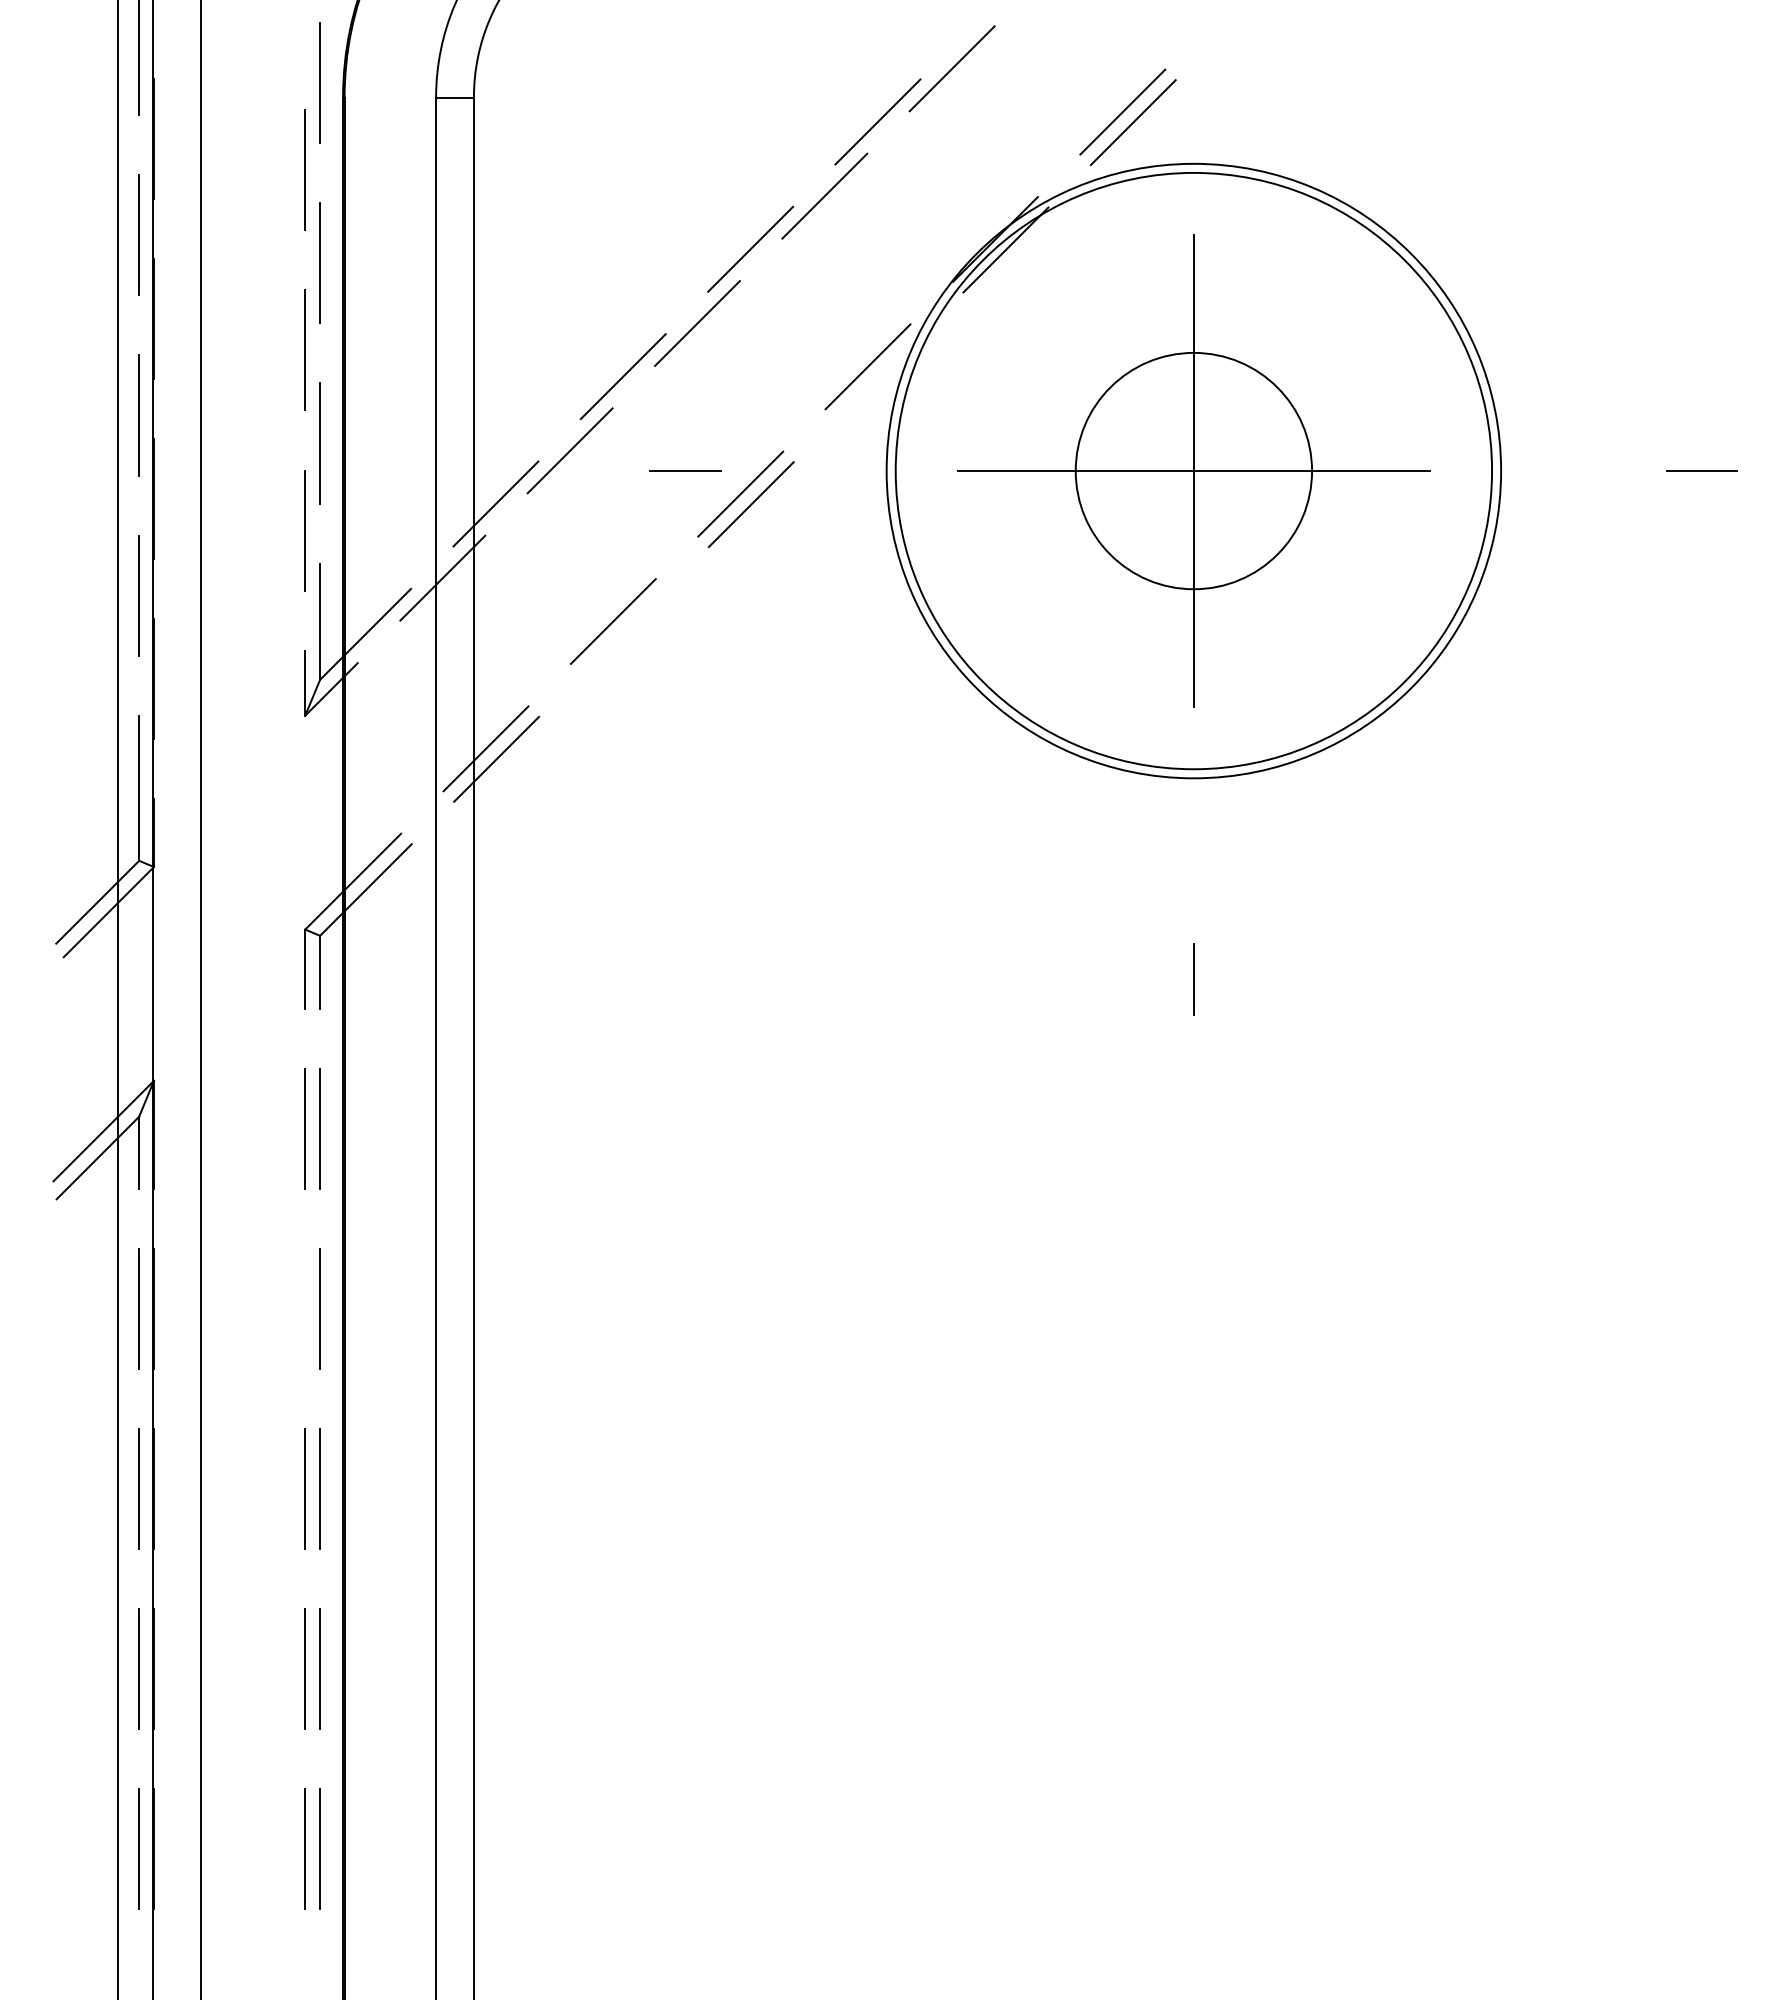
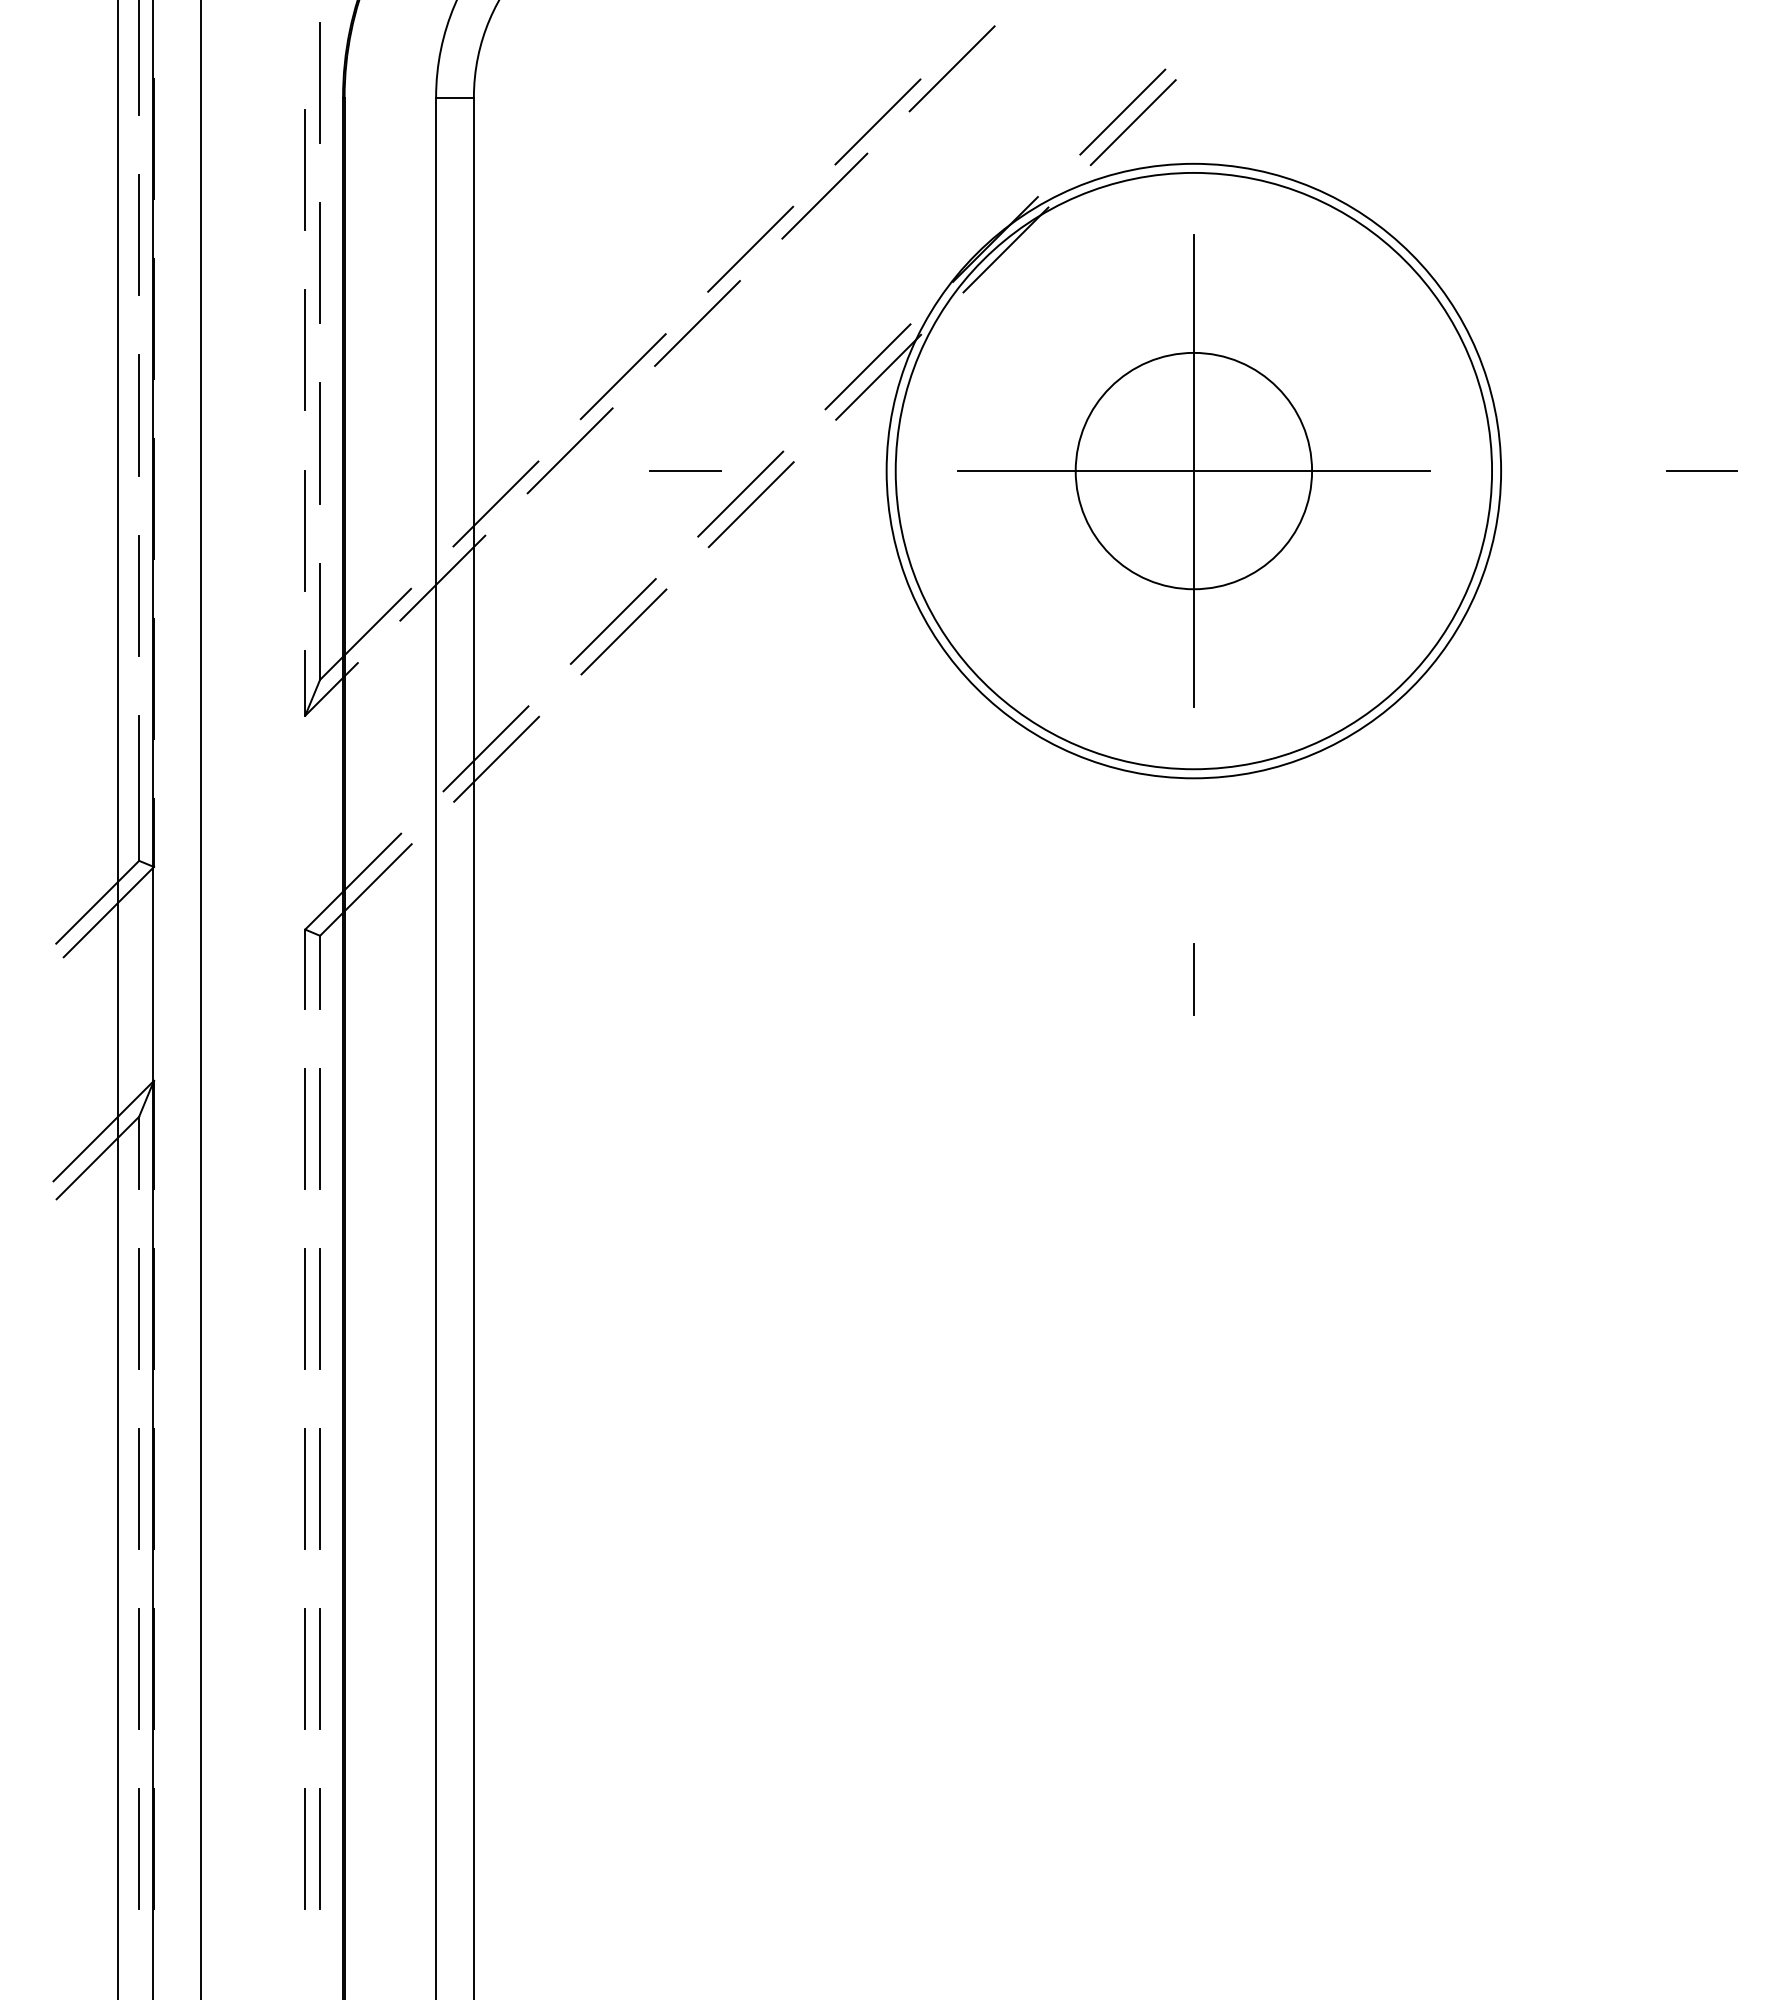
line: none -> present (878, 376)
line: none -> present (623, 631)
line: none -> present (305, 1308)
